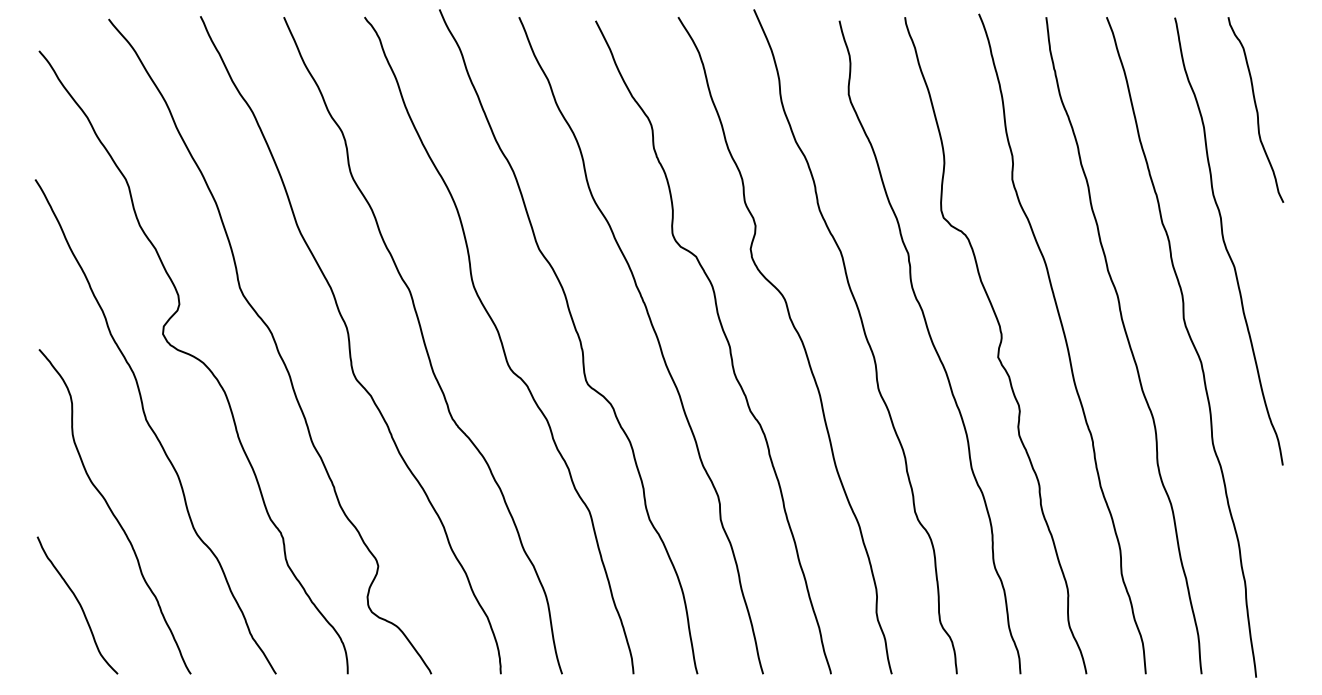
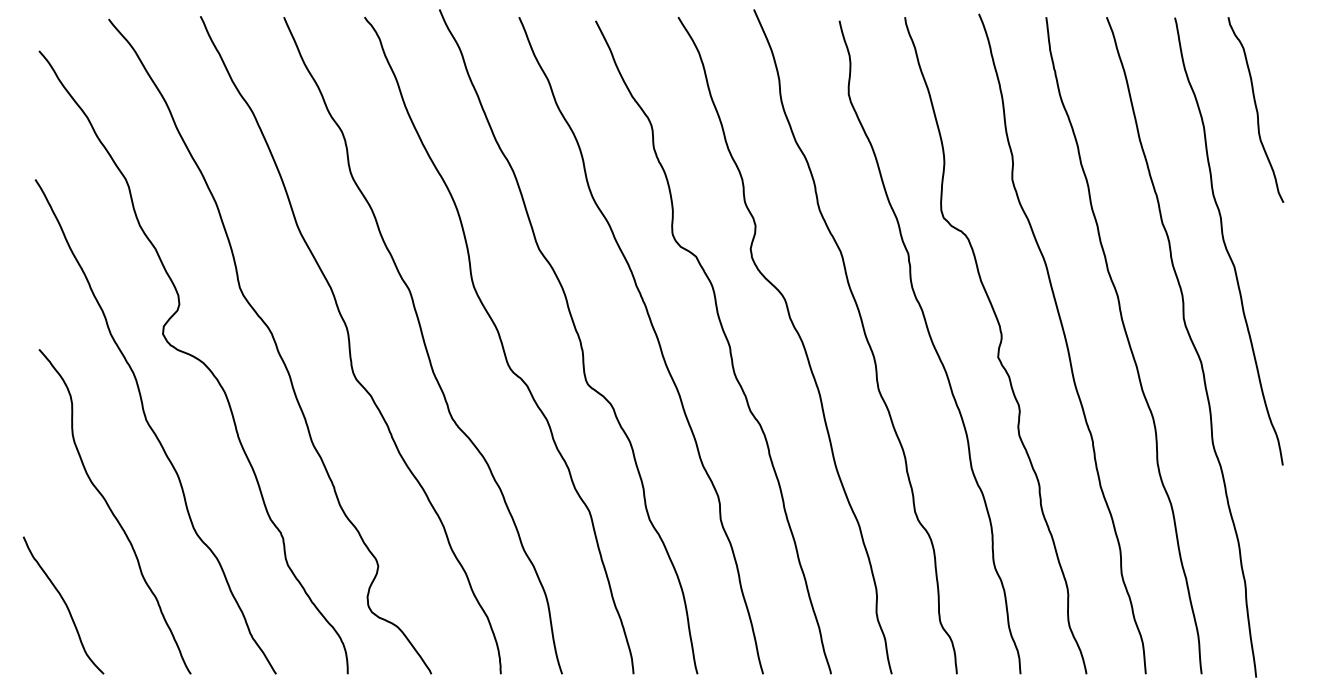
curve position: (79, 605) -> (65, 605) (65, 605)
